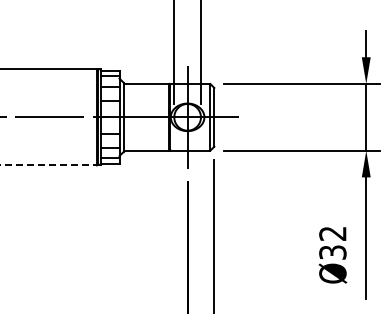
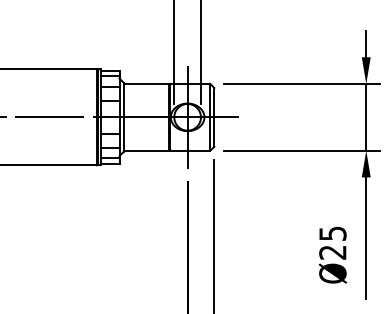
line: dashed -> solid (48, 165)
text: Ø32 -> Ø25 (332, 242)
